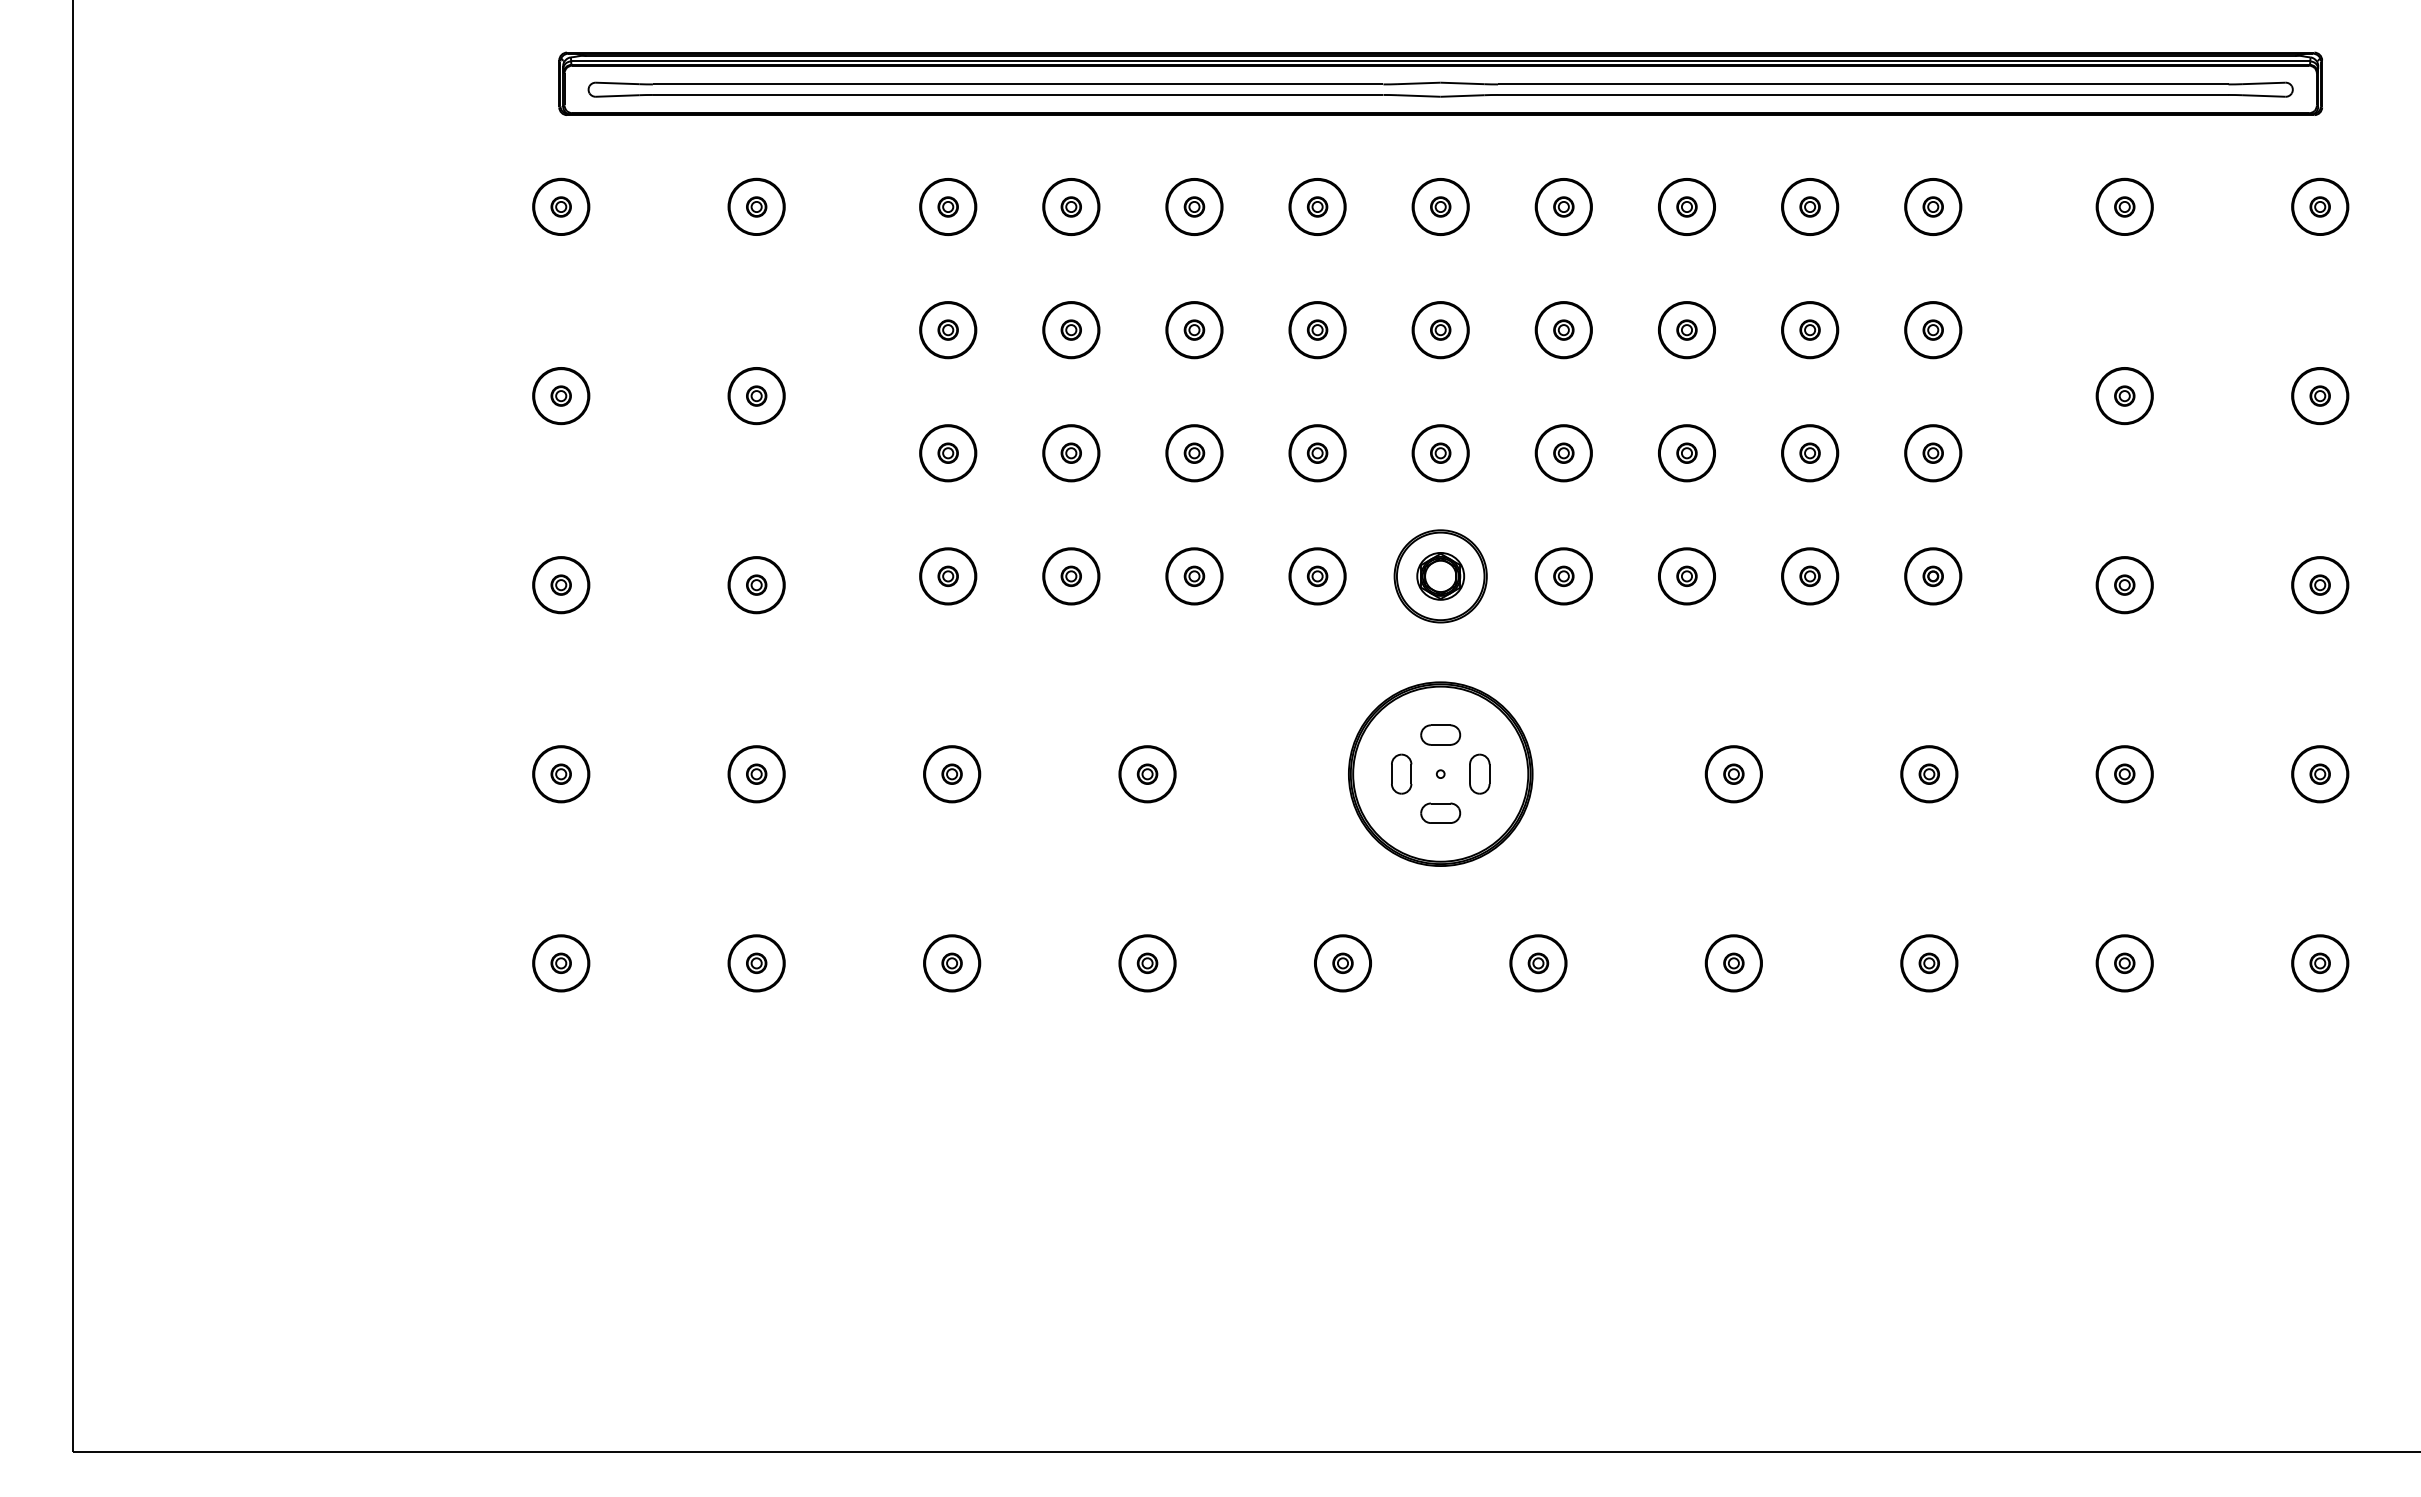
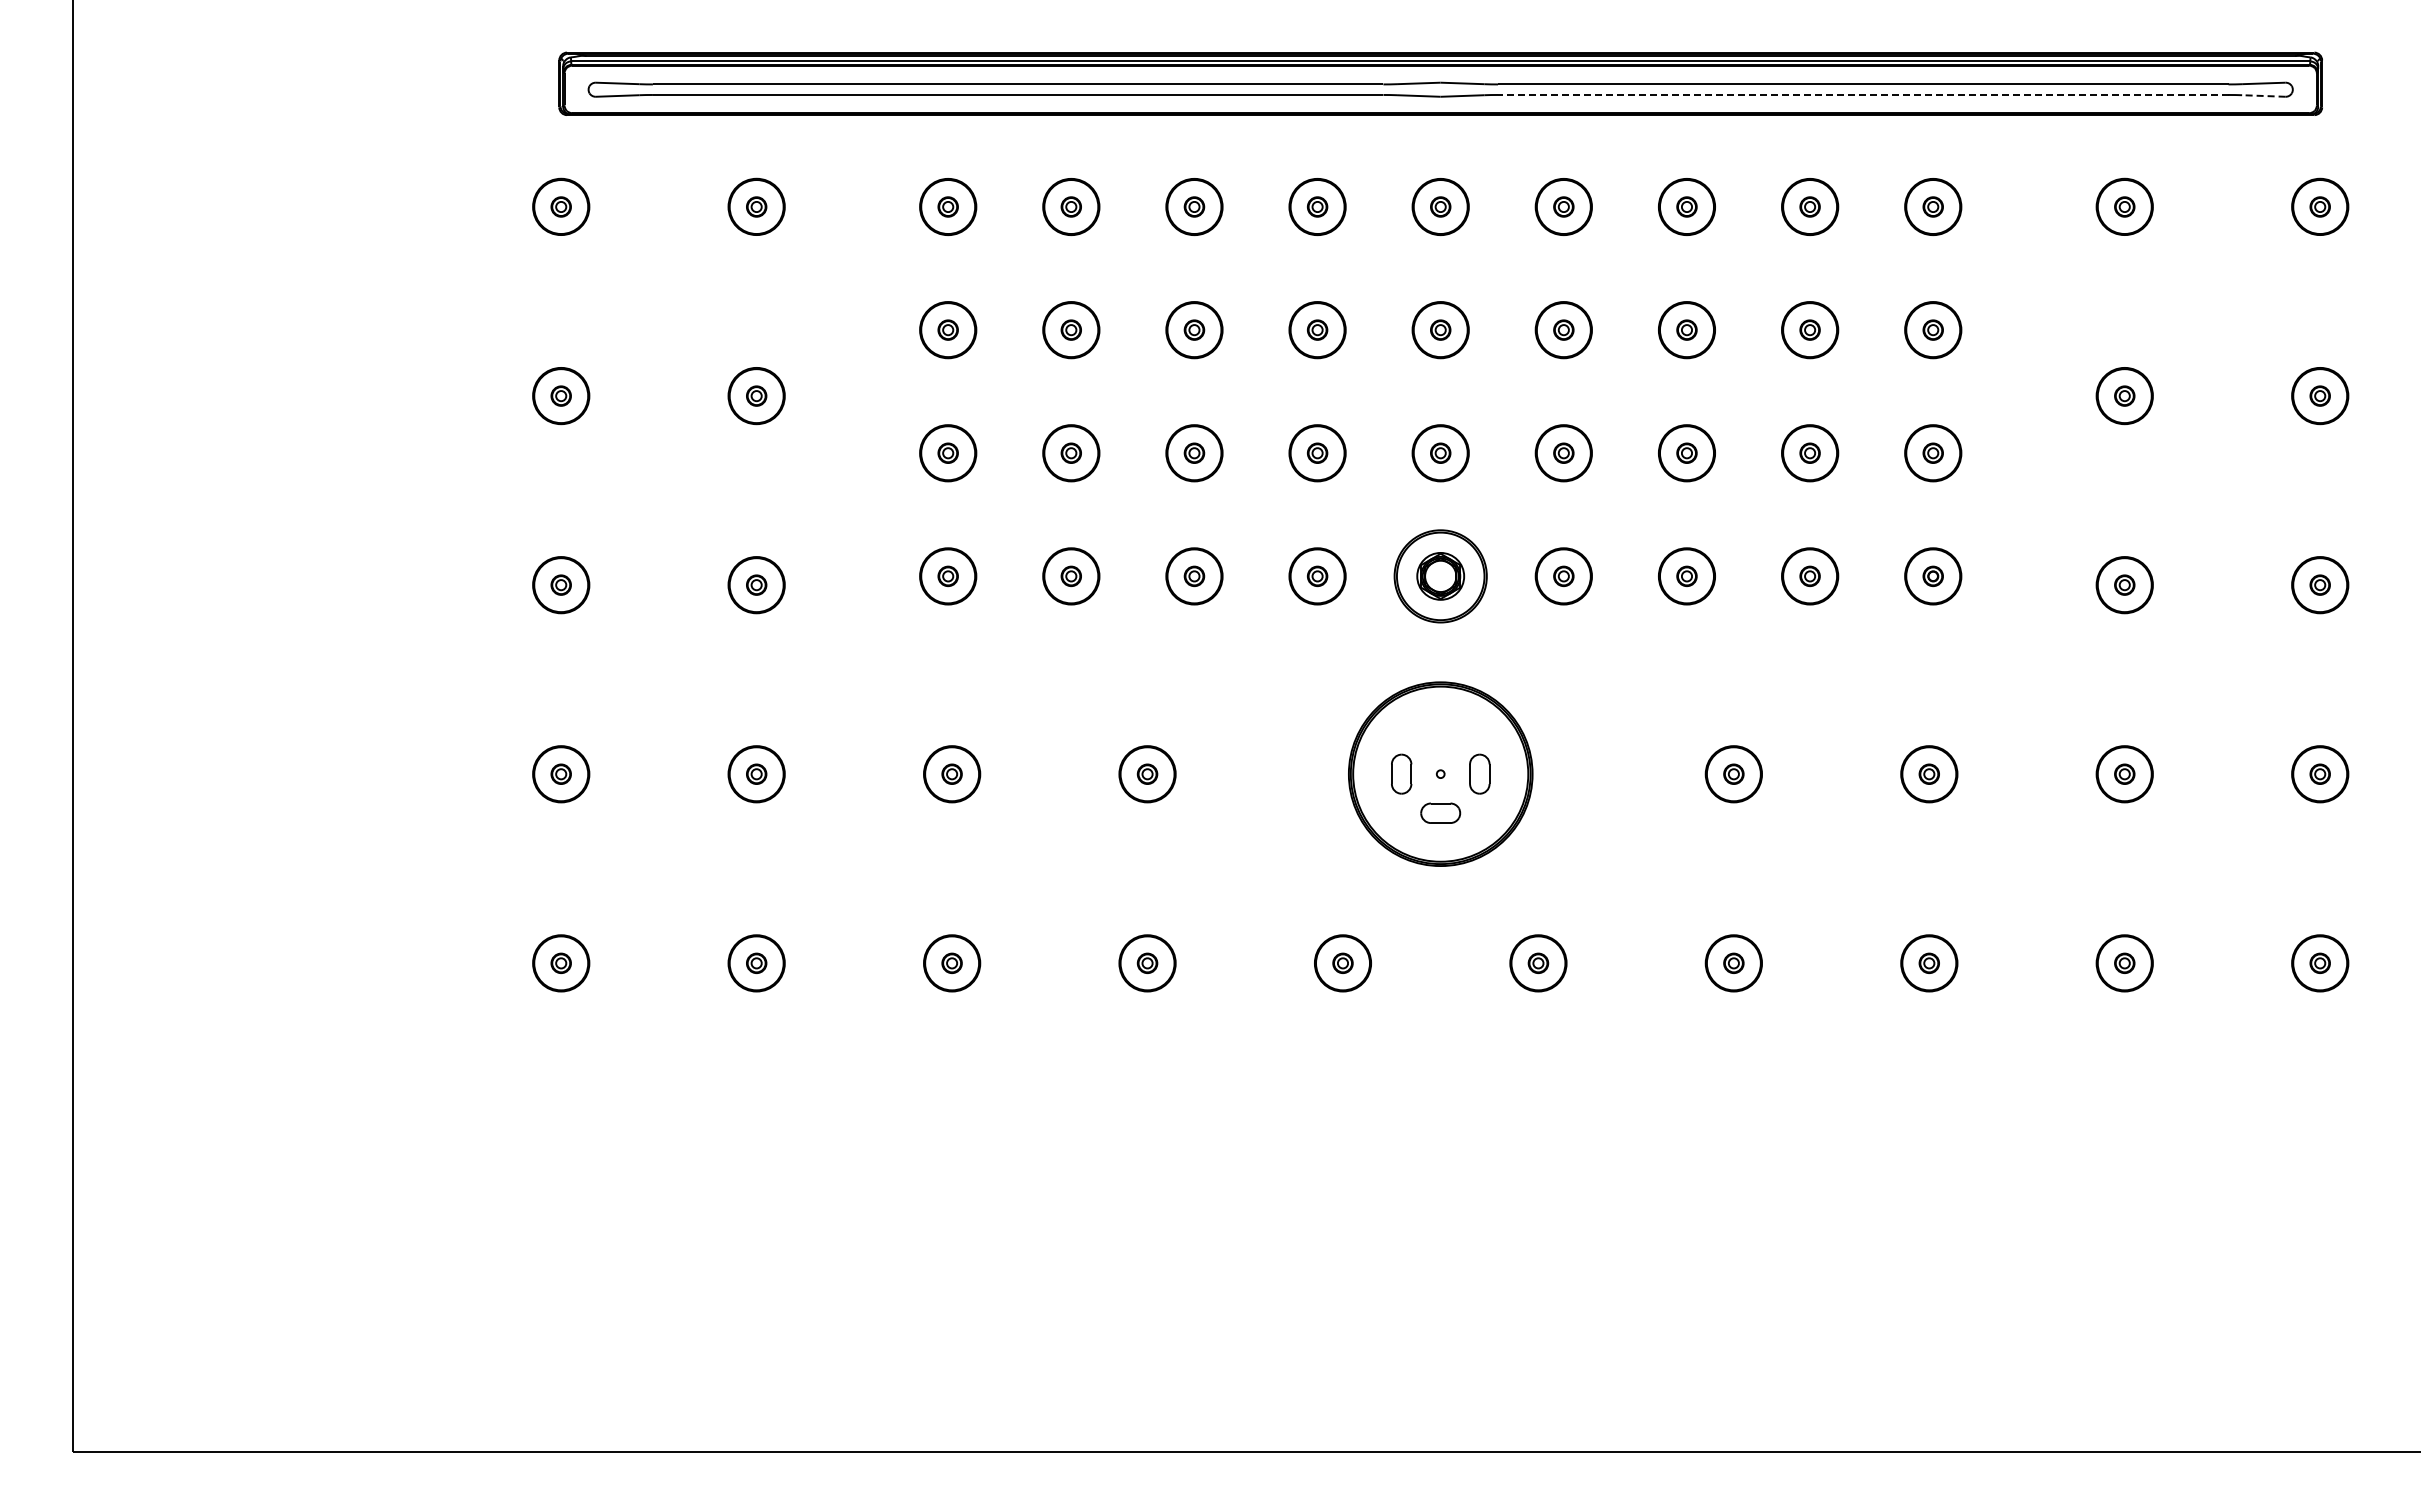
line: solid -> dashed (1862, 94)
line: solid -> dashed (2263, 96)
part: present -> none (1440, 734)
